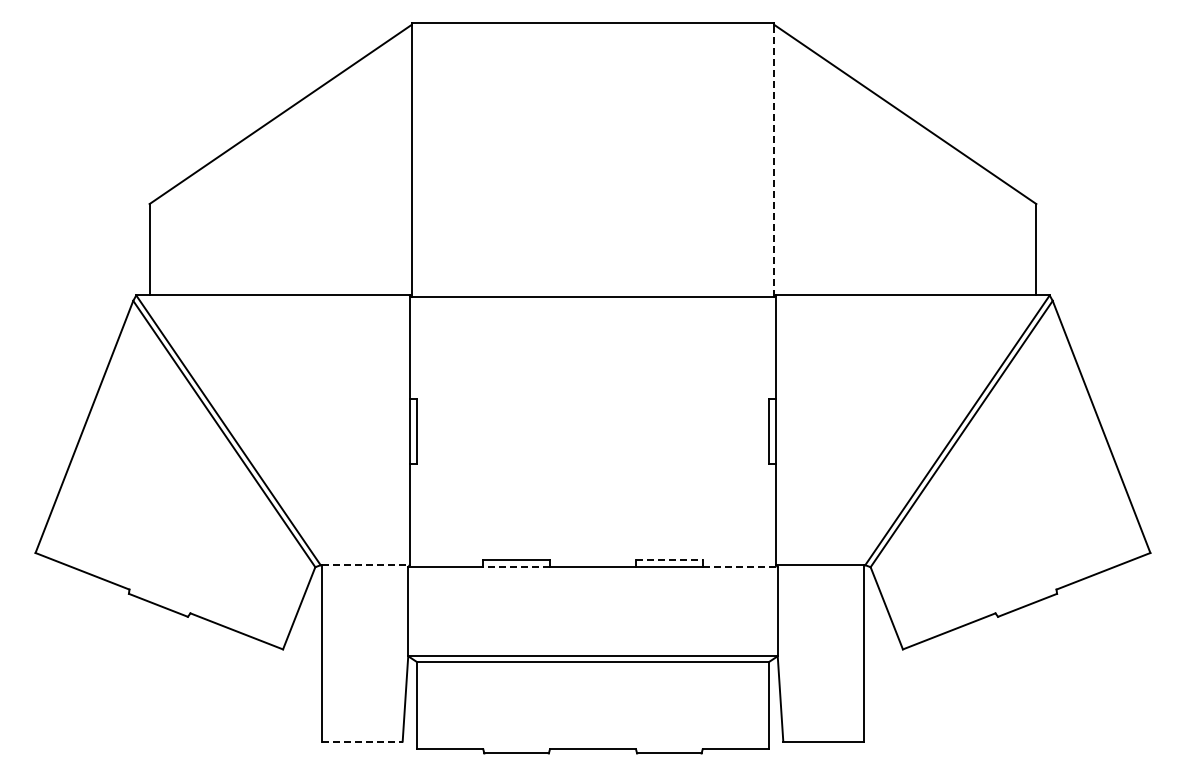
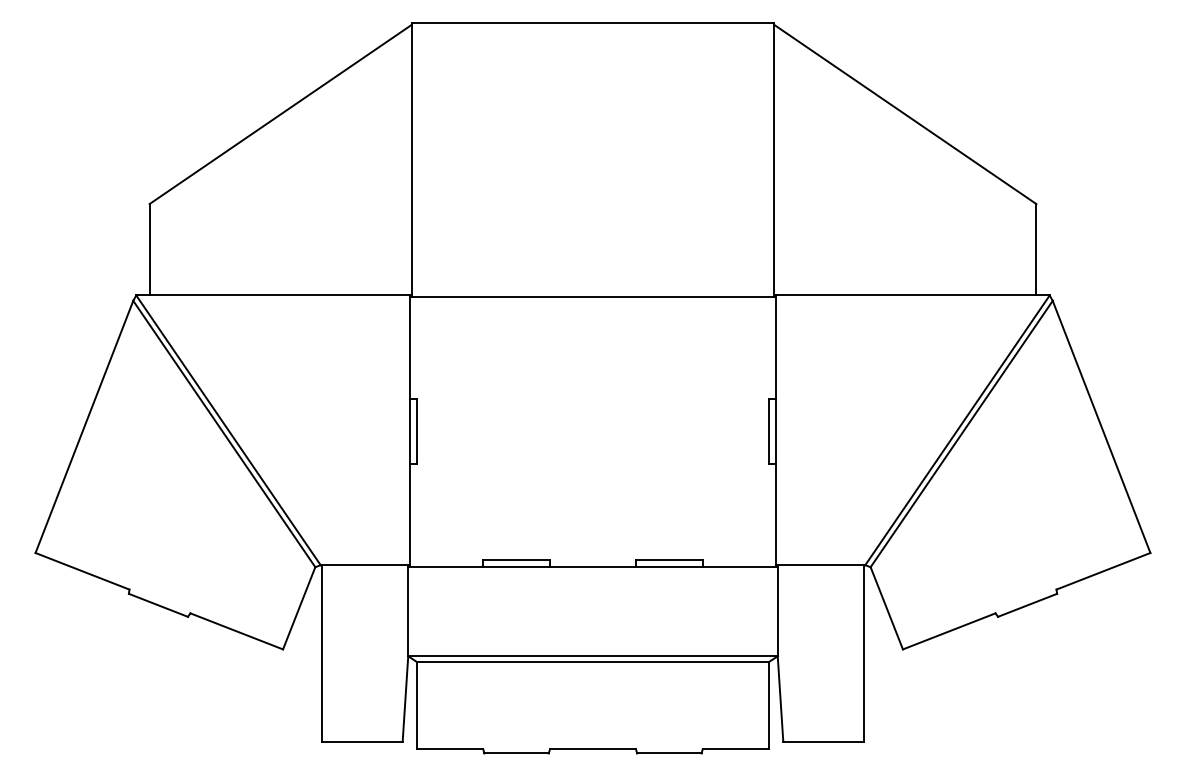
line: dashed -> solid (774, 160)
line: dashed -> solid (669, 560)
line: dashed -> solid (365, 565)
line: dashed -> solid (516, 567)
line: dashed -> solid (740, 567)
line: dashed -> solid (362, 741)
